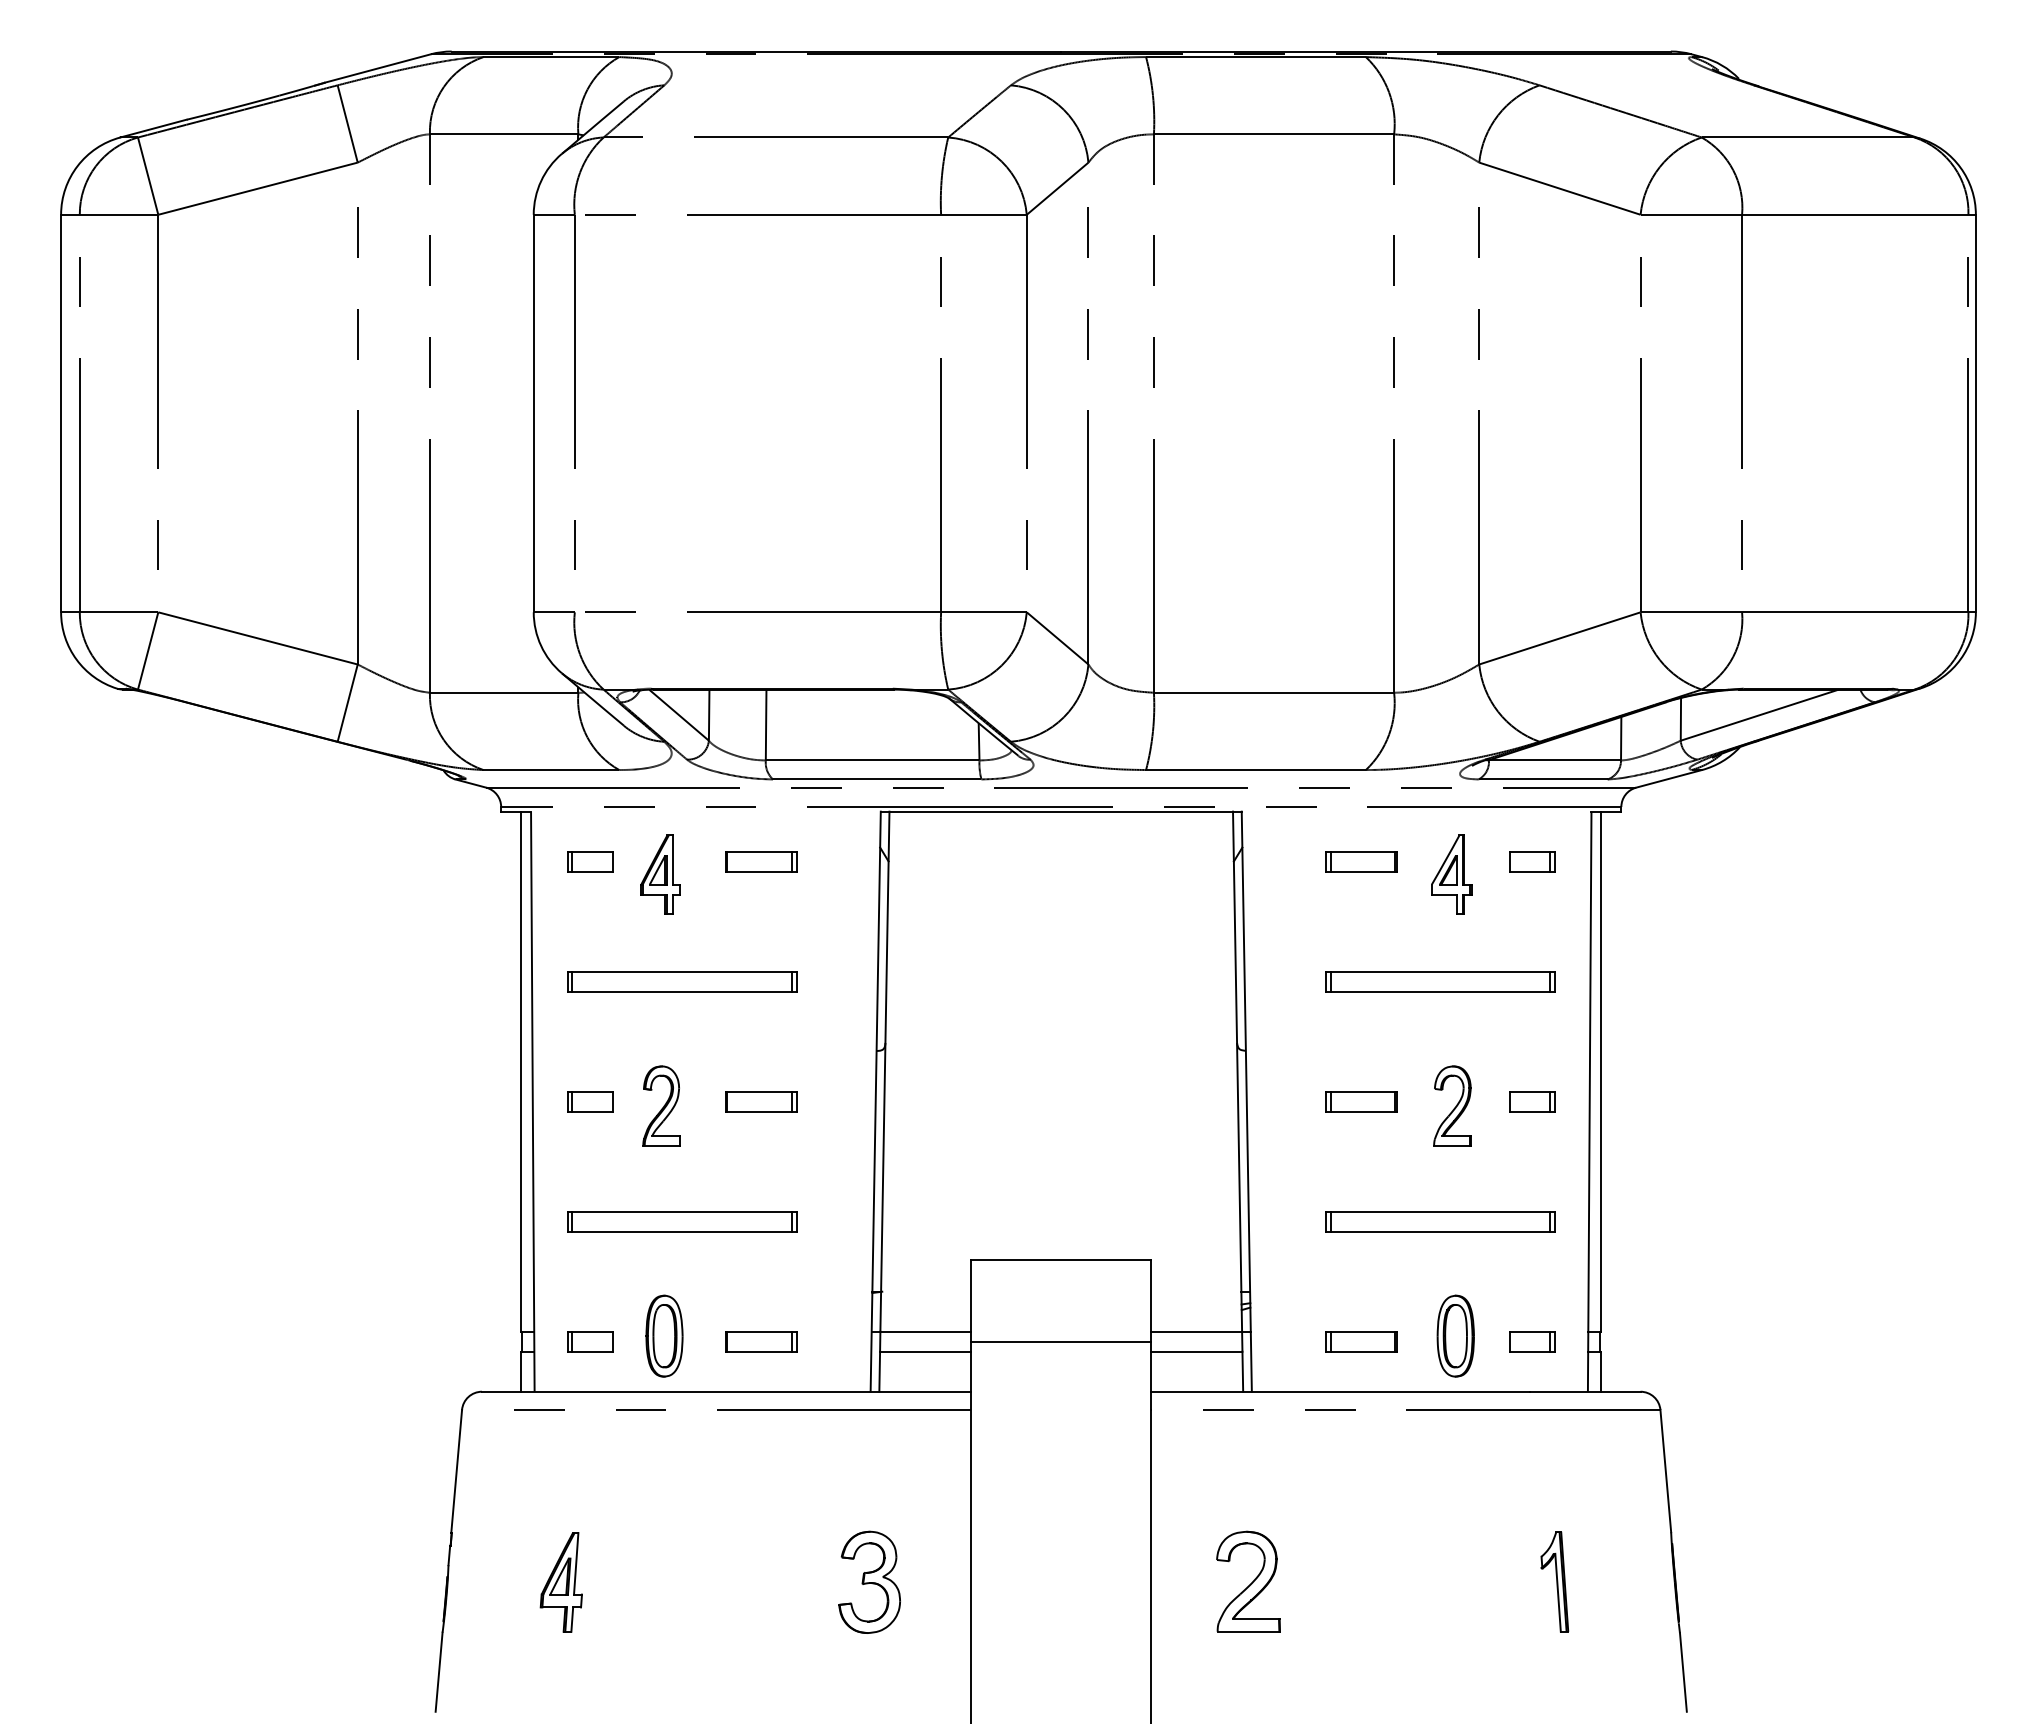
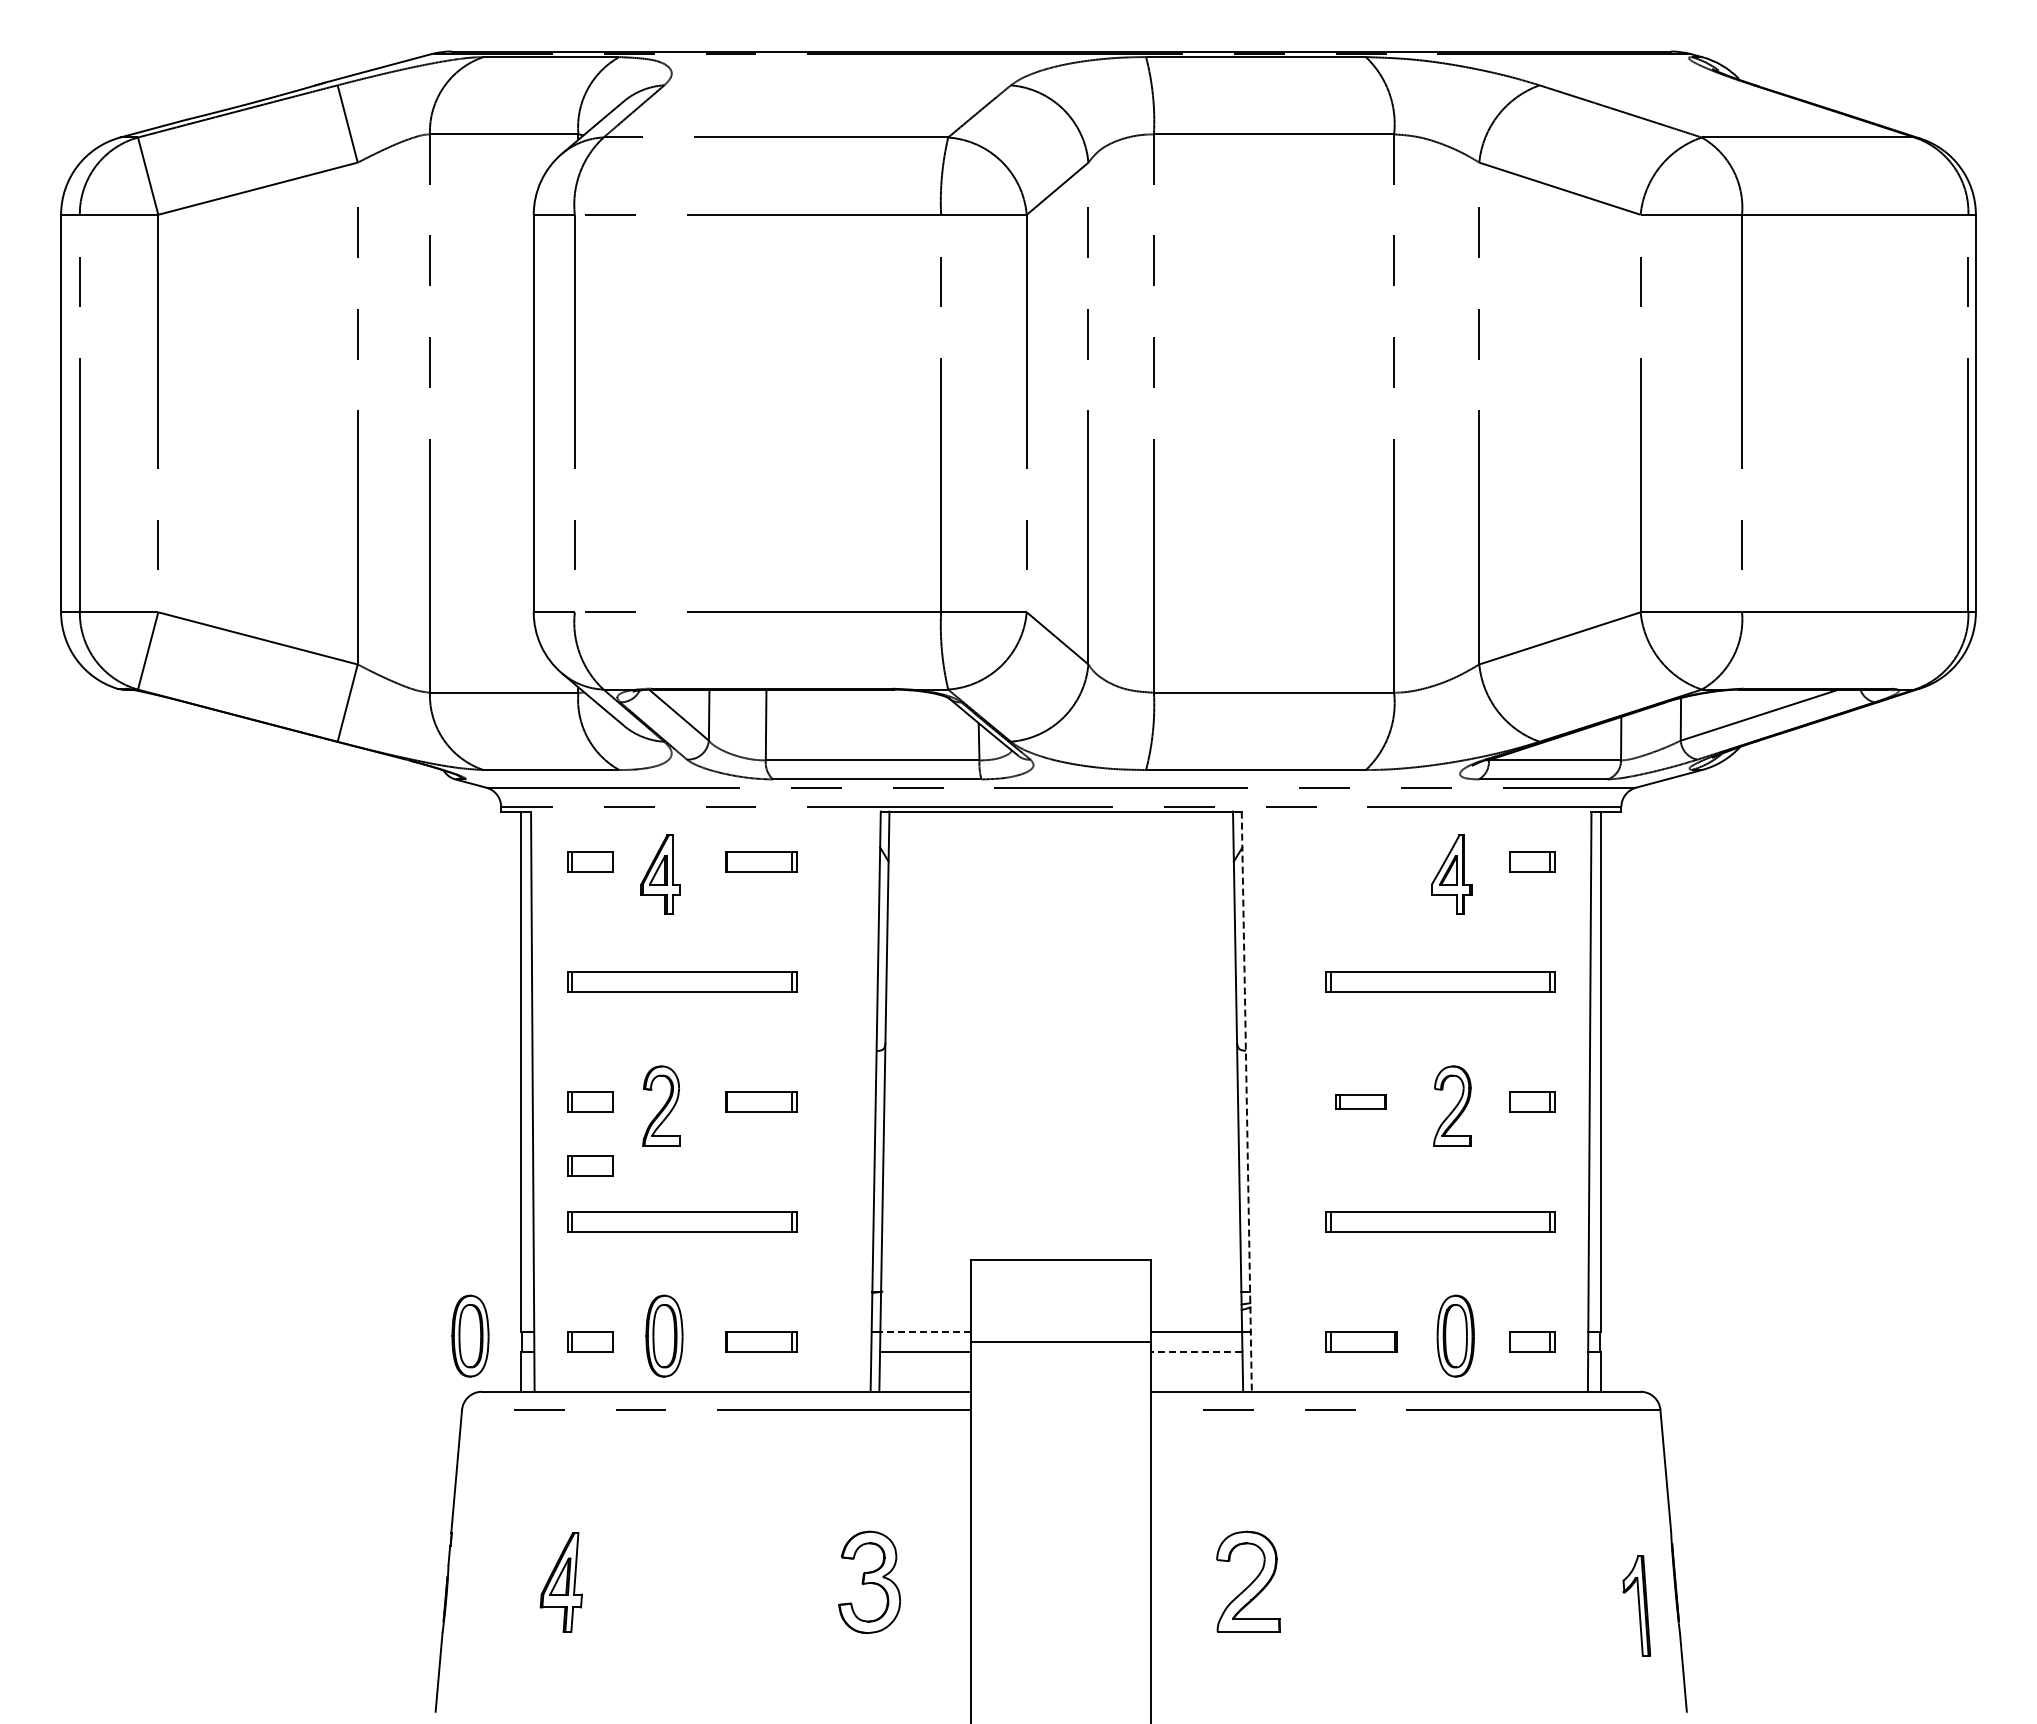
part: present -> none (1361, 861)
part size: 73x22 px -> 52x16 px (1360, 1101)
line: solid -> dashed (1246, 1102)
part: none -> present (590, 1165)
line: solid -> dashed (925, 1331)
part: none -> present (470, 1335)
line: solid -> dashed (1196, 1351)
part position: (1554, 1581) -> (1636, 1605) (1636, 1605)
